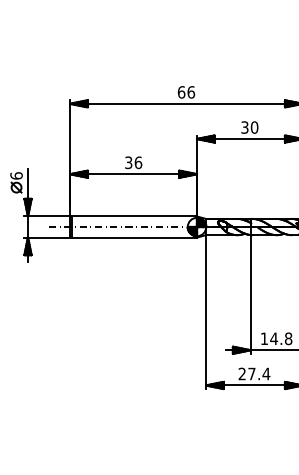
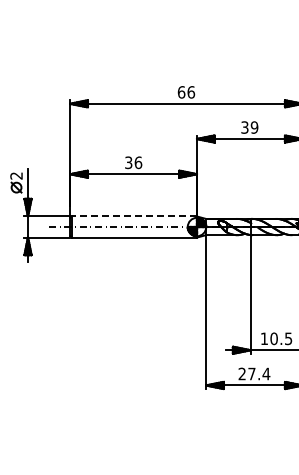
text: 30 -> 39 (254, 127)
text: 6 -> 2 (16, 175)
line: solid -> dashed (134, 216)
text: 14.8 -> 10.5 (281, 338)
